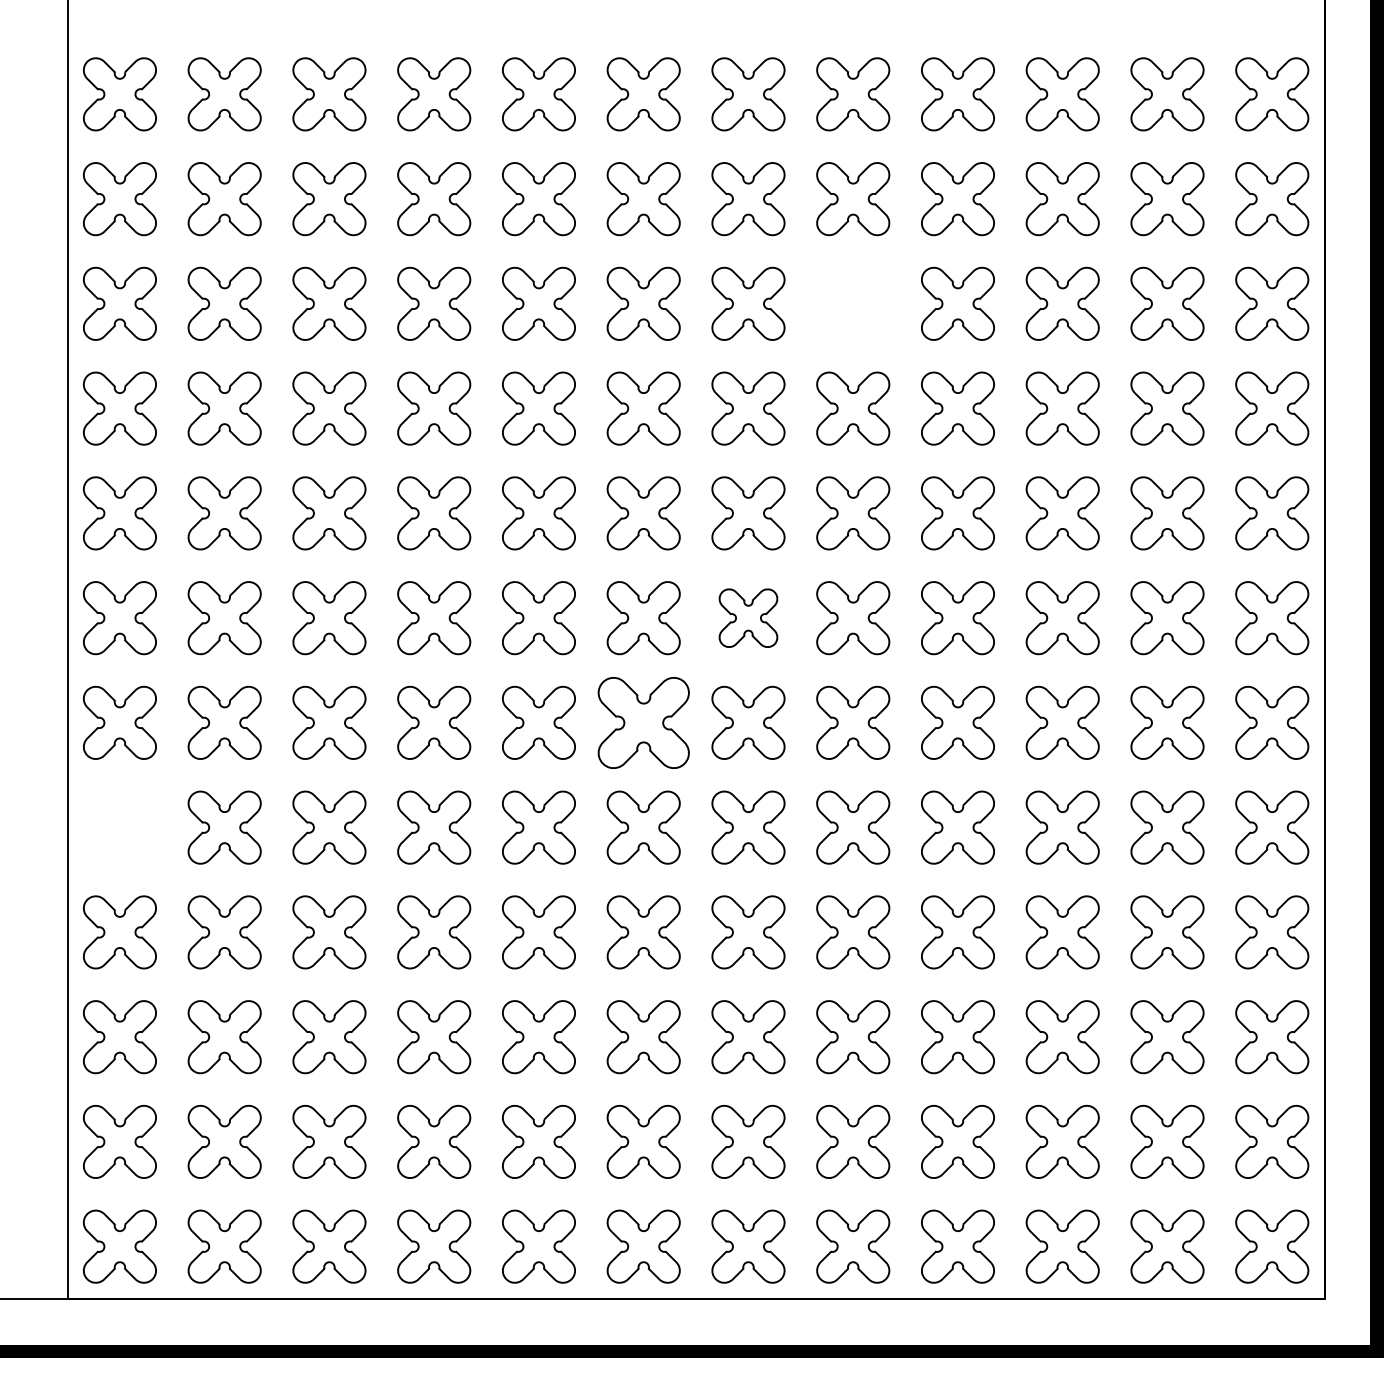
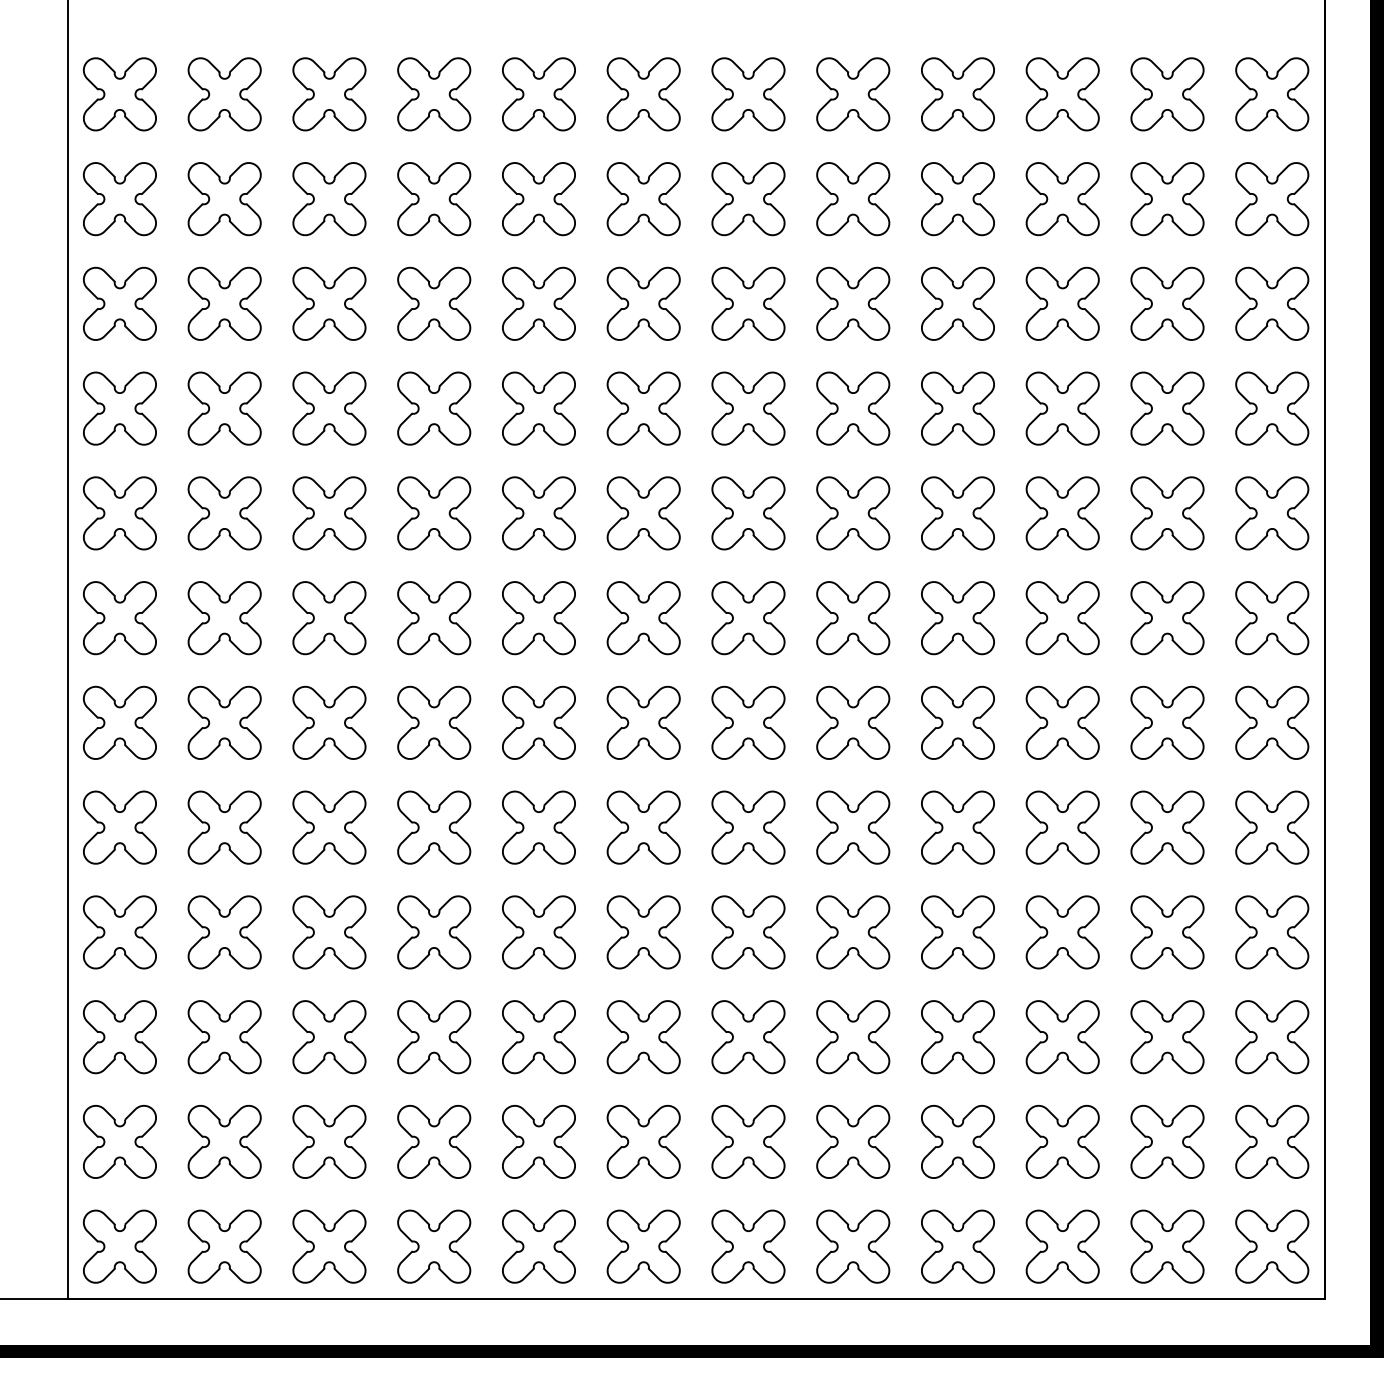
part: none -> present (853, 303)
part size: 61x60 px -> 75x75 px (748, 618)
part size: 93x92 px -> 75x75 px (643, 722)
part: none -> present (119, 827)
